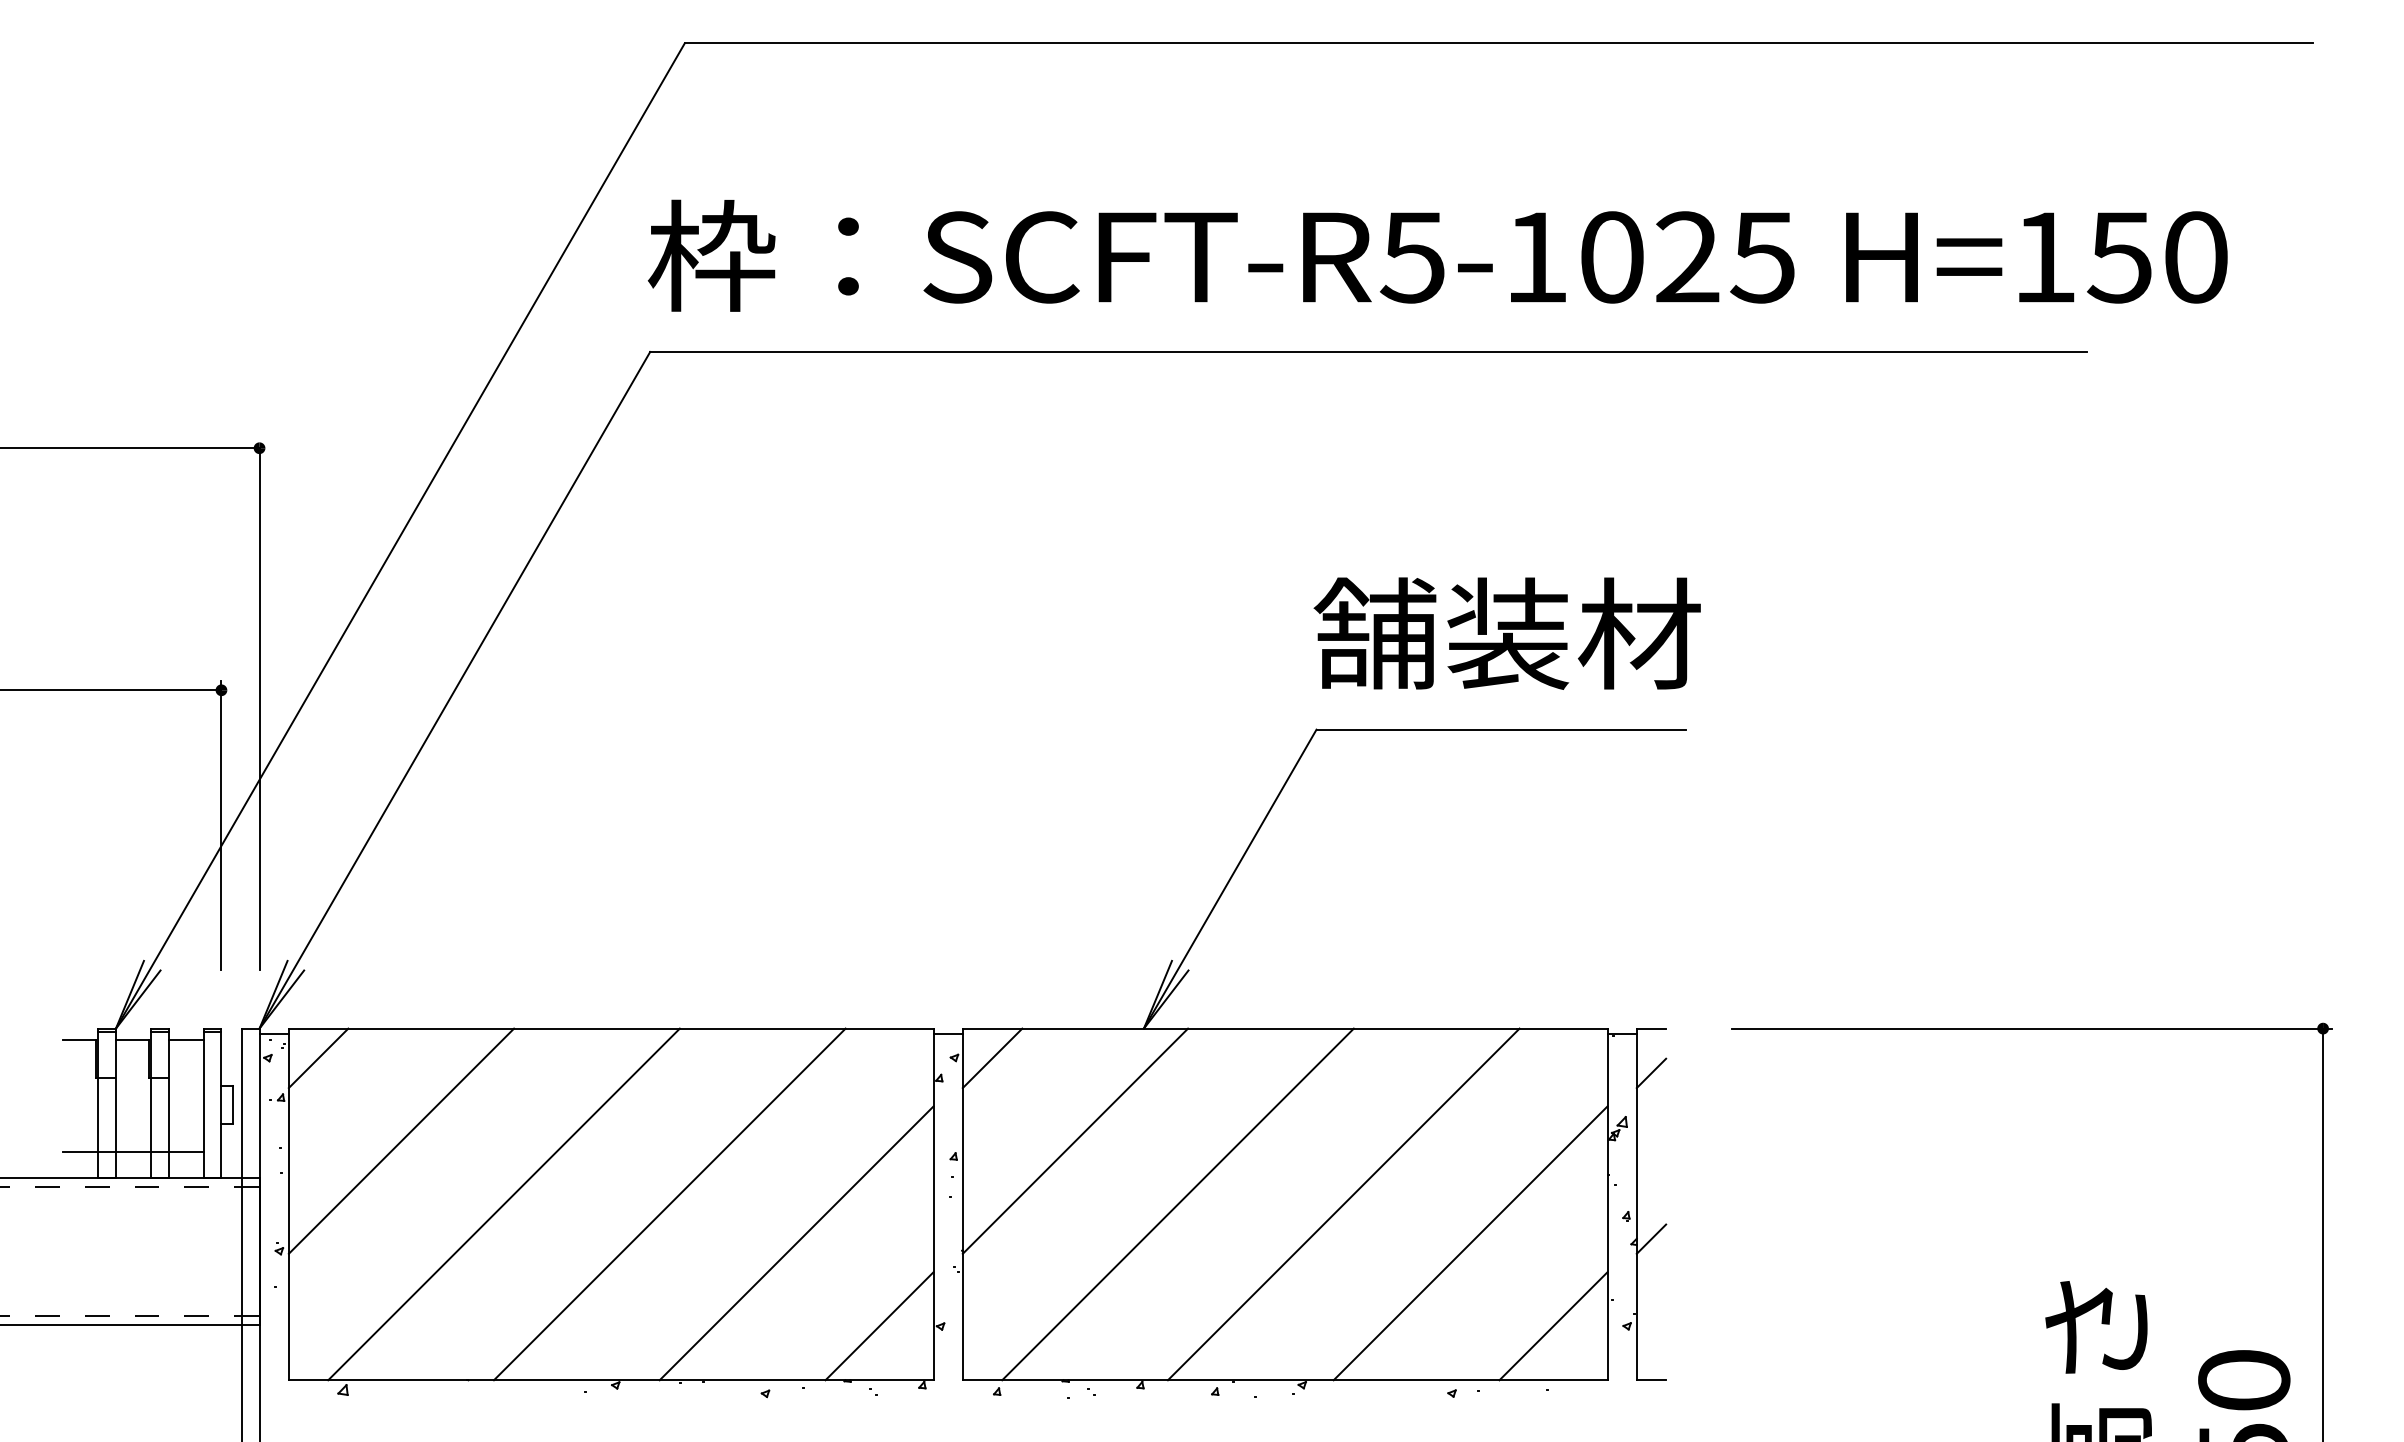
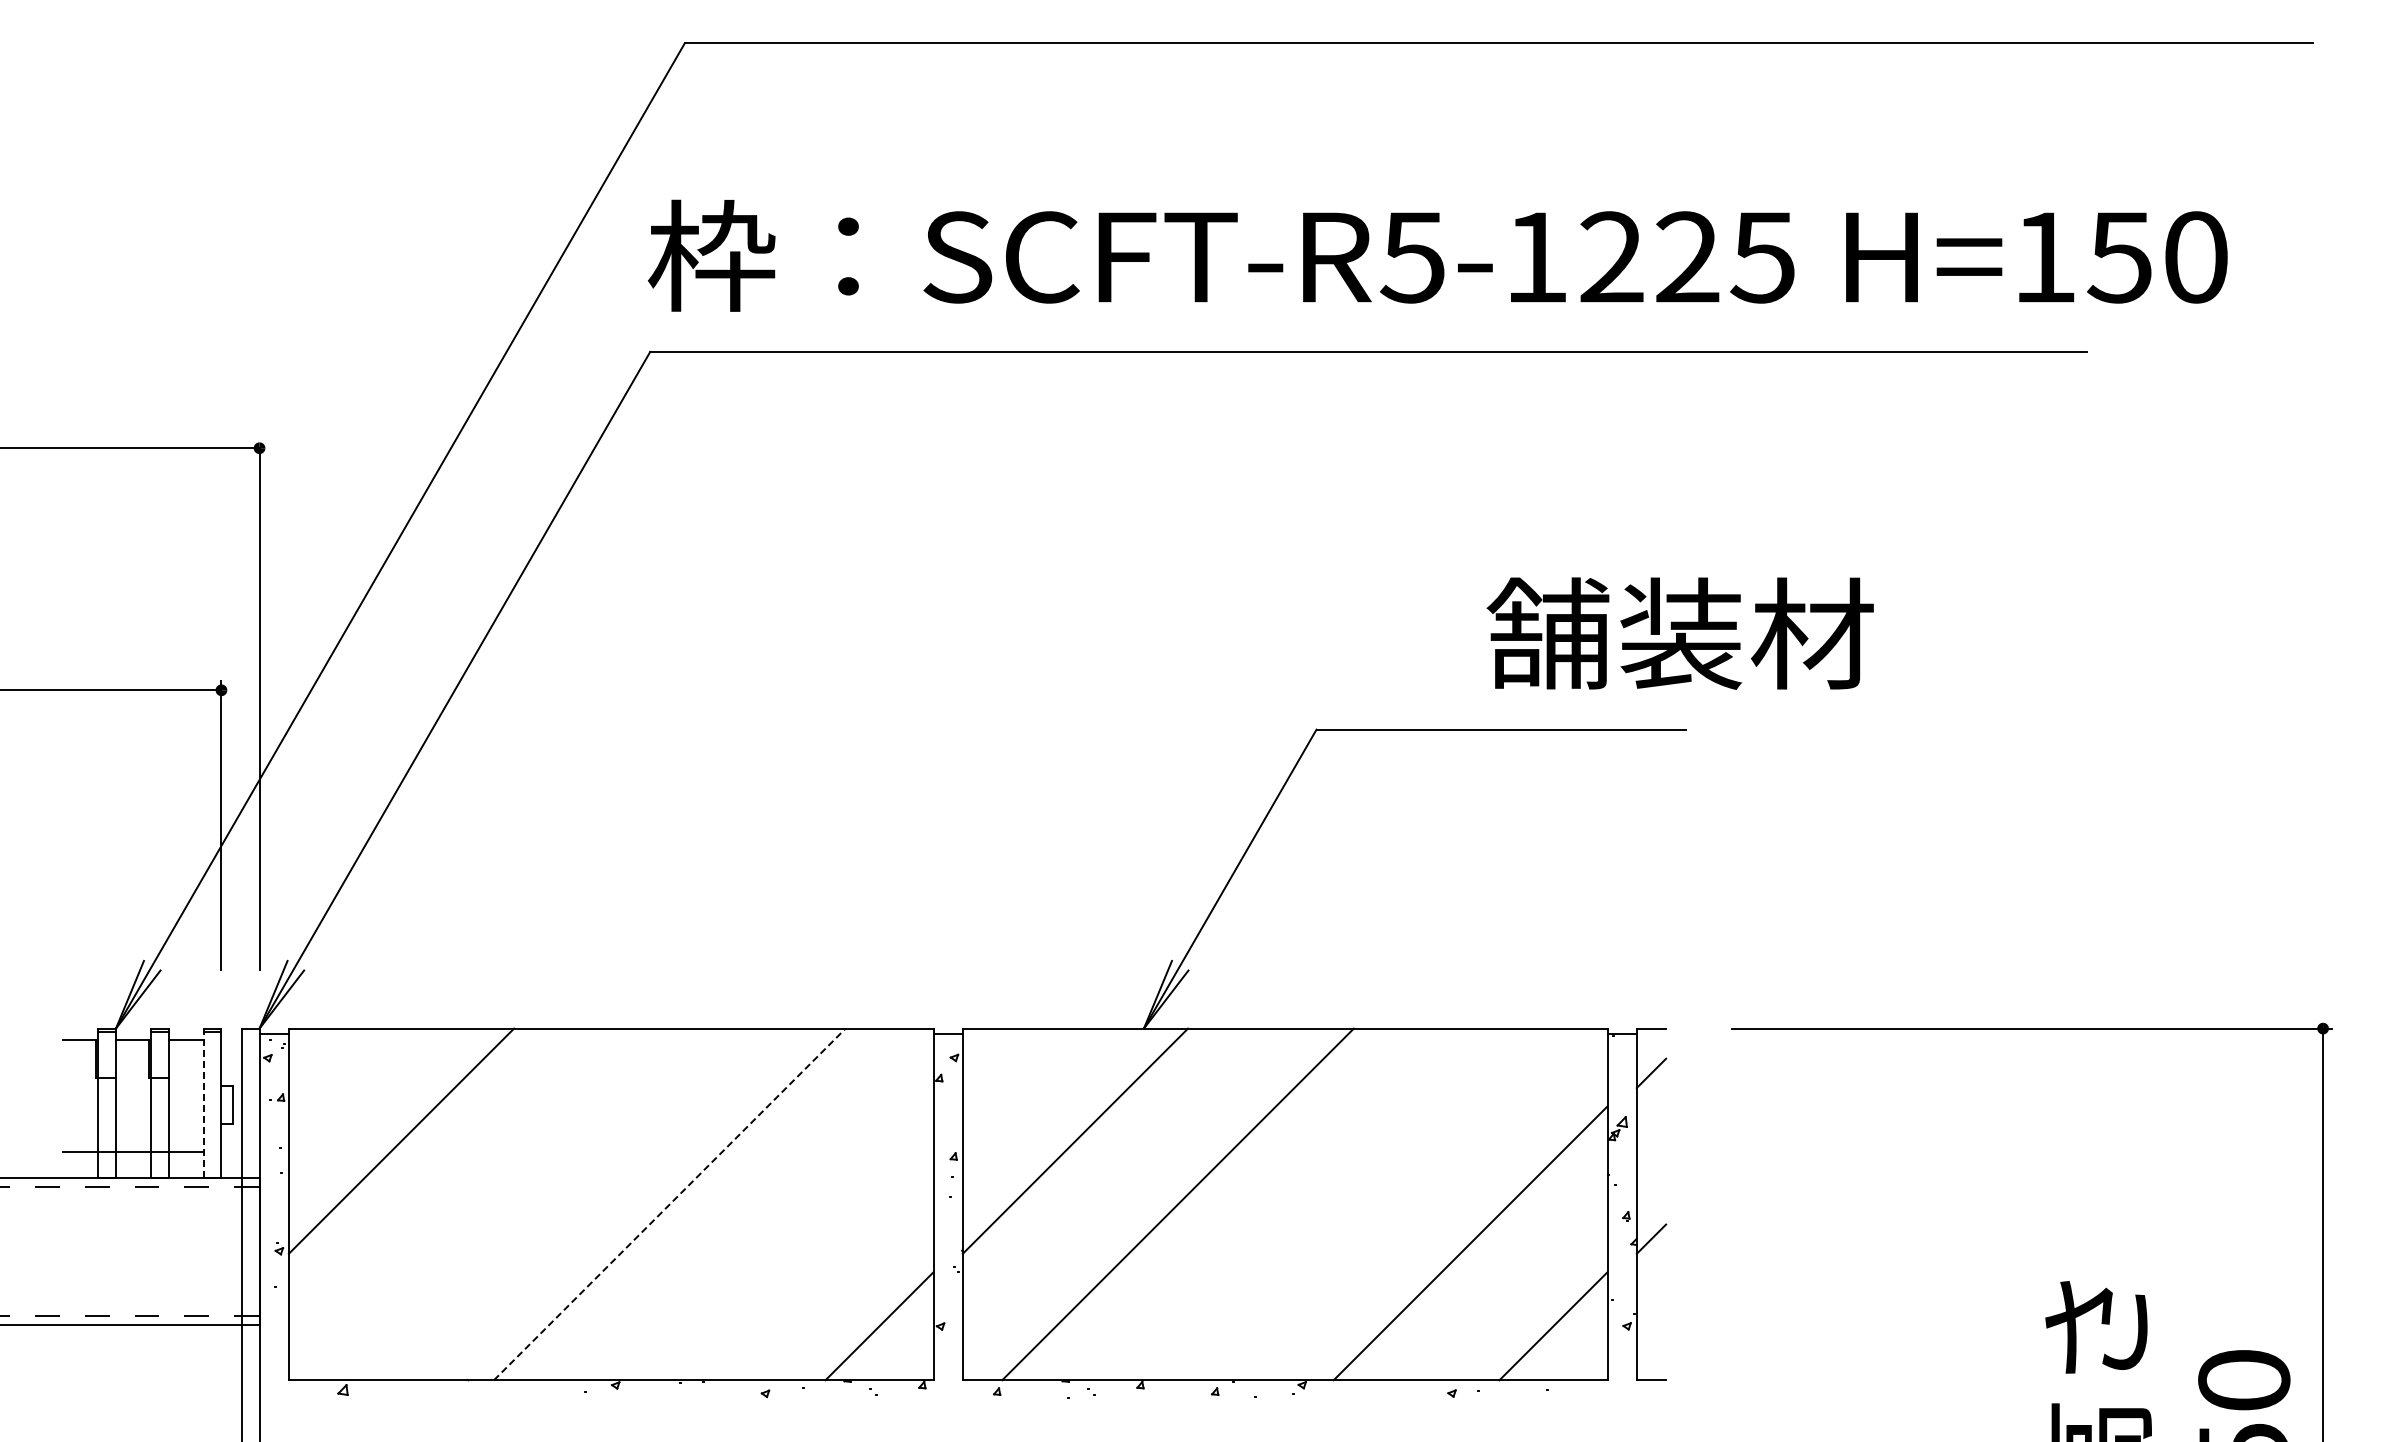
text: SCFT-R5-1025 -> SCFT-R5-1225 (1611, 257)
text position: (1506, 633) -> (1679, 633) (1679, 633)
line: present -> none (318, 1058)
line: present -> none (992, 1058)
line: solid -> dashed (203, 1103)
line: present -> none (503, 1204)
line: solid -> dashed (669, 1204)
line: present -> none (1343, 1204)
line: present -> none (796, 1243)
